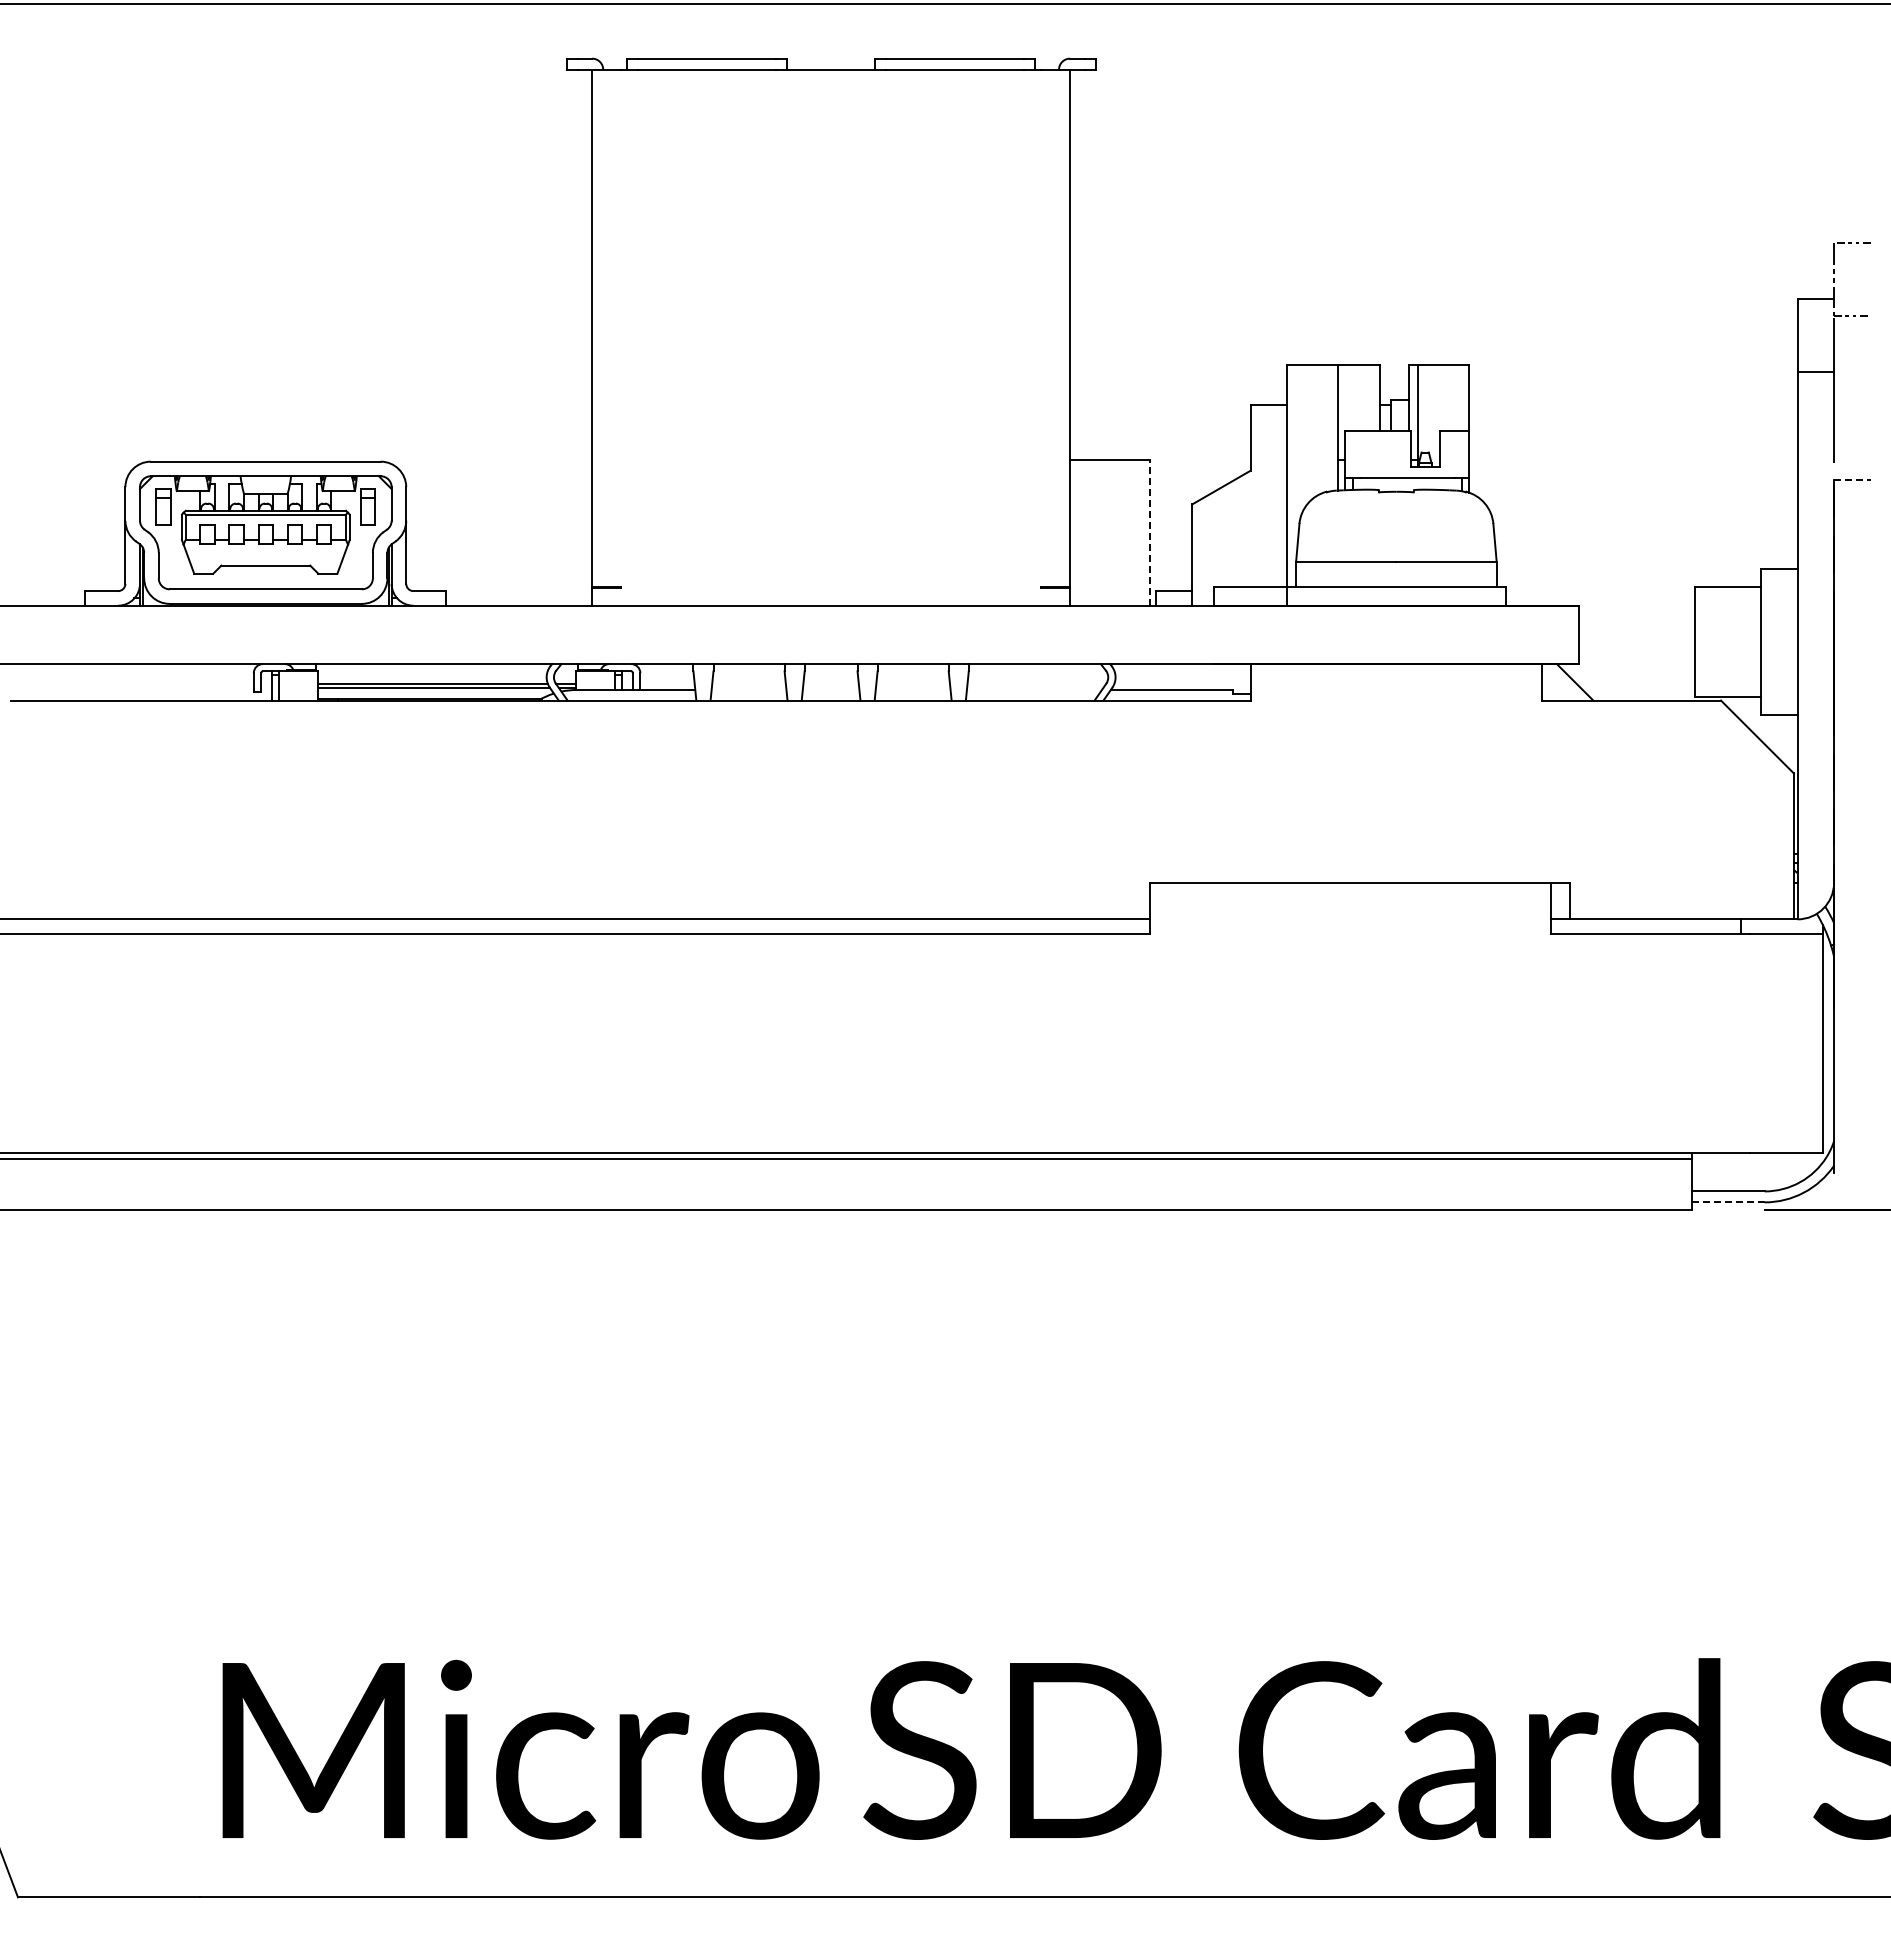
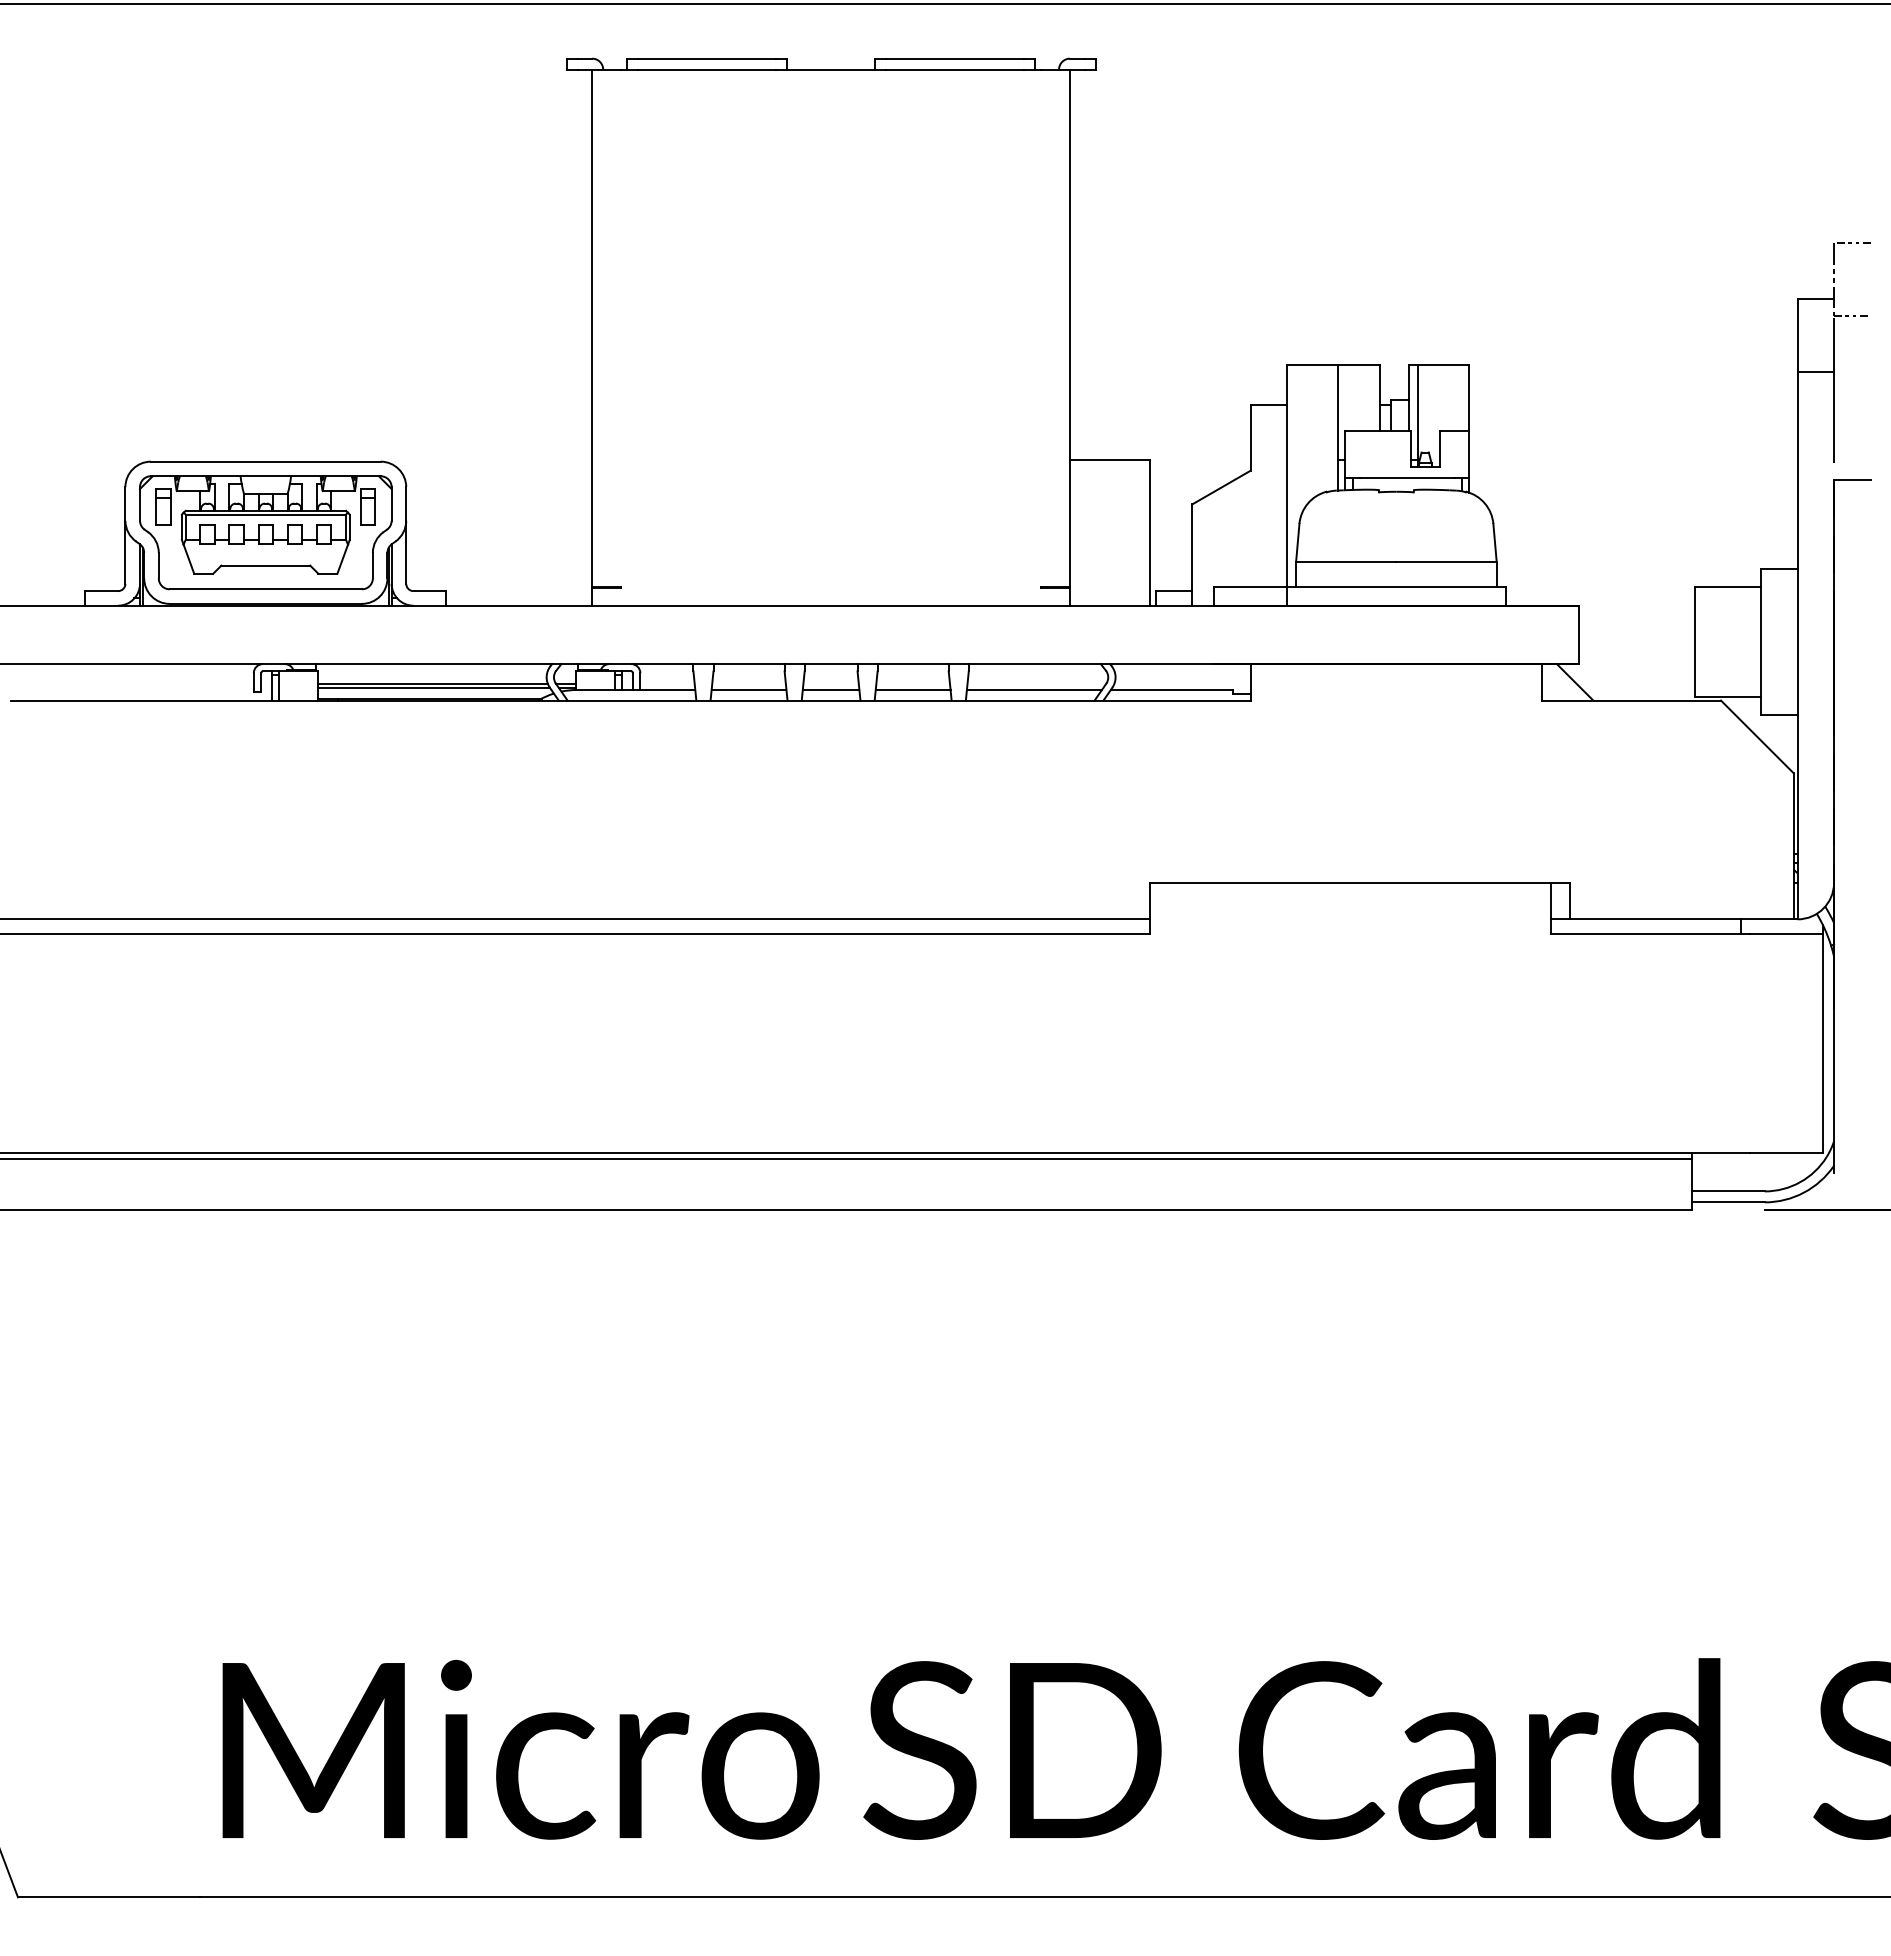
line: dashed -> solid (1852, 480)
line: dashed -> solid (1150, 532)
line: none -> present (748, 689)
line: none -> present (830, 689)
line: none -> present (912, 689)
line: none -> present (1033, 689)
line: dashed -> solid (1728, 1202)
